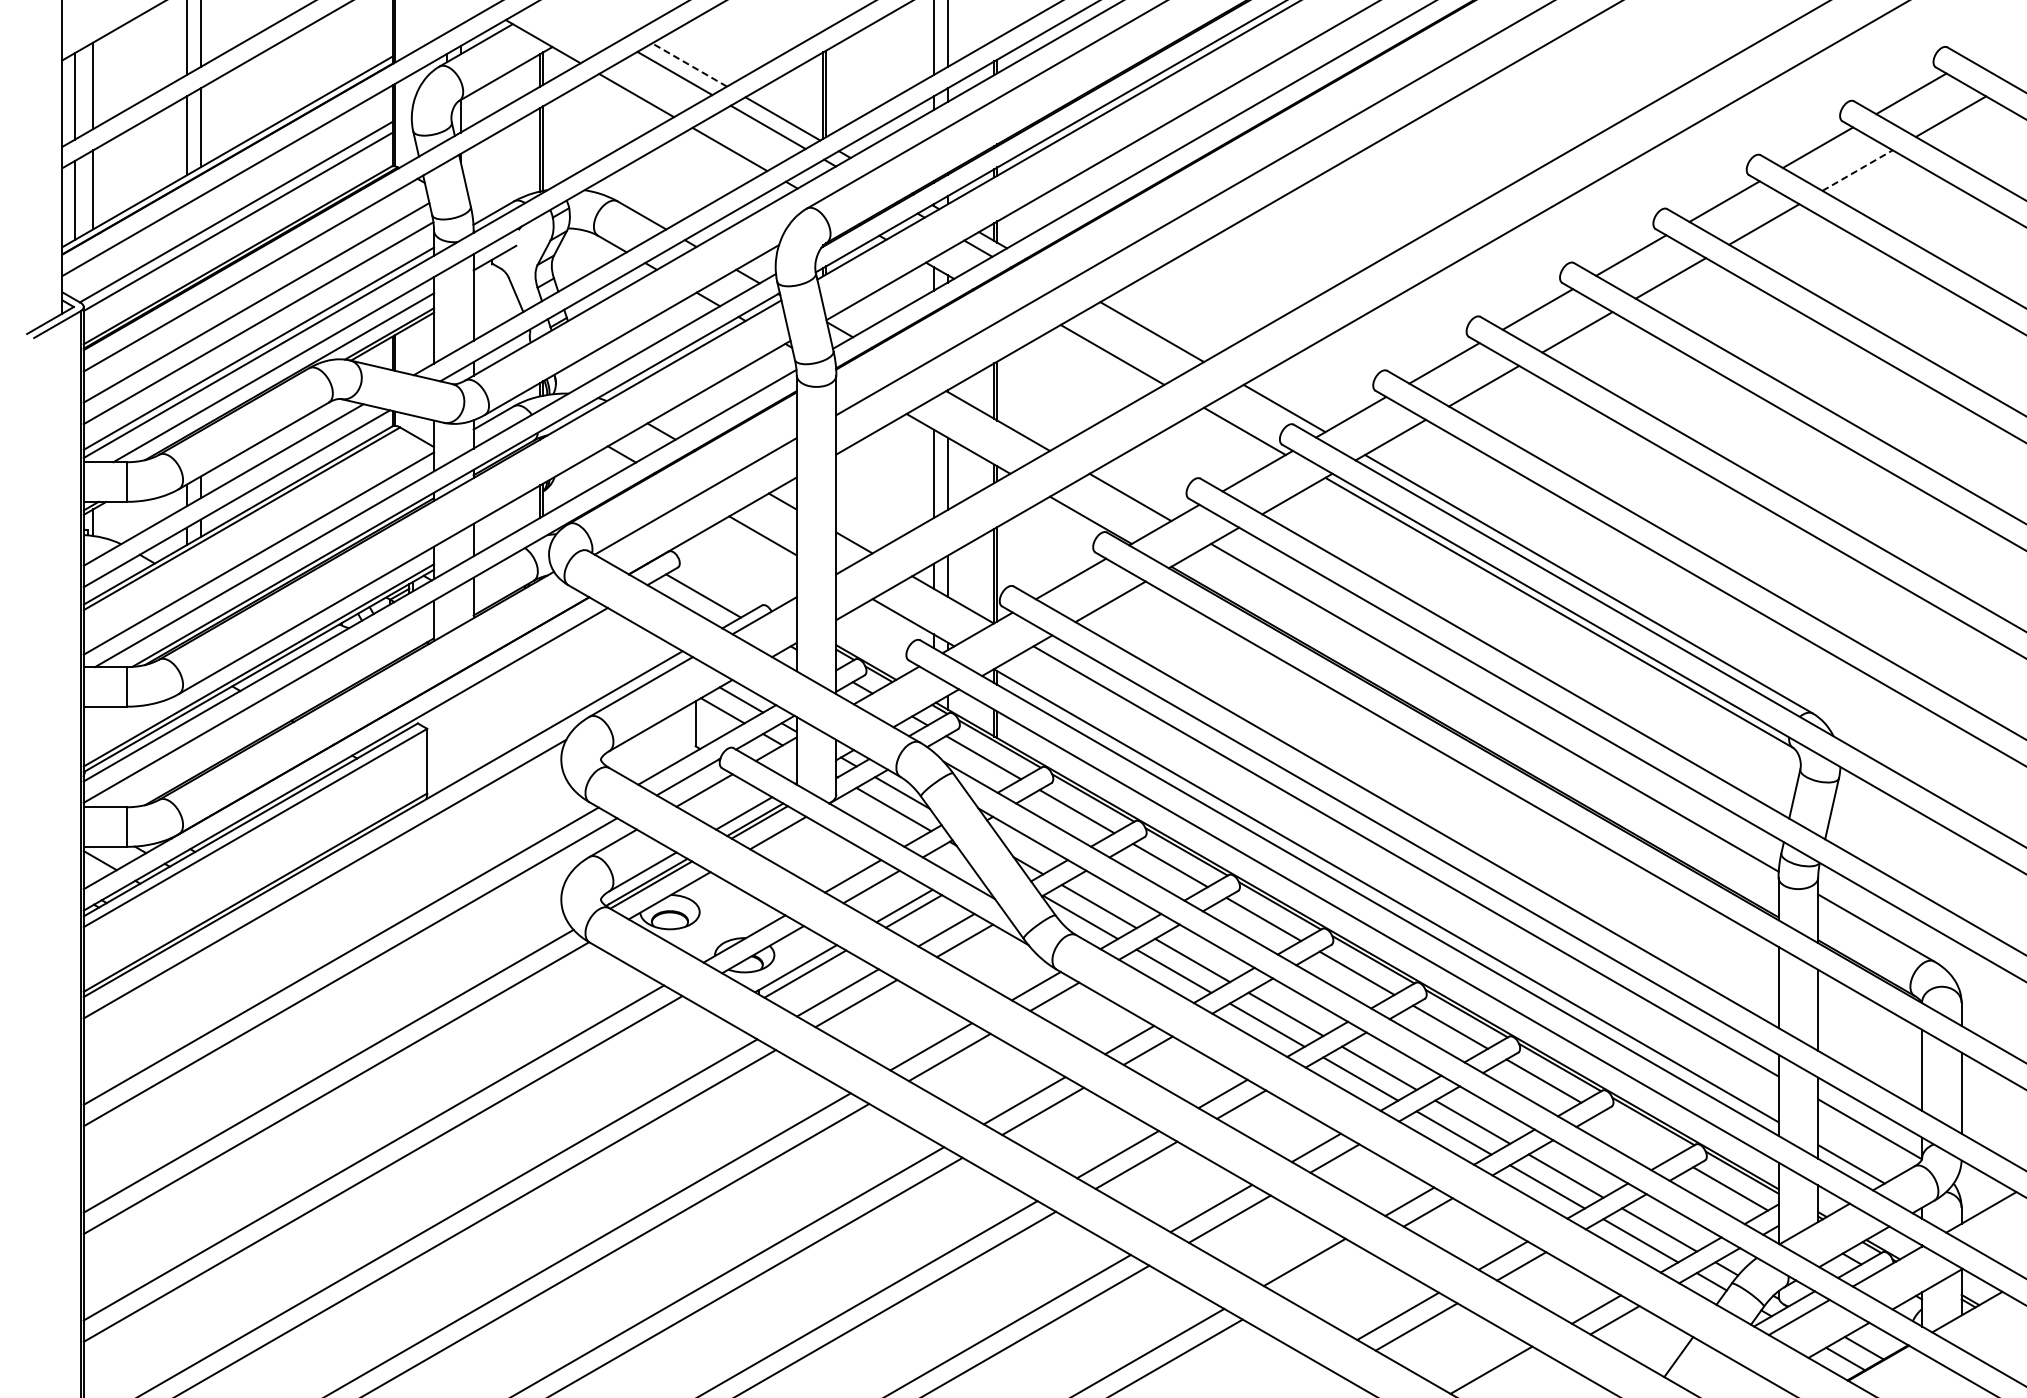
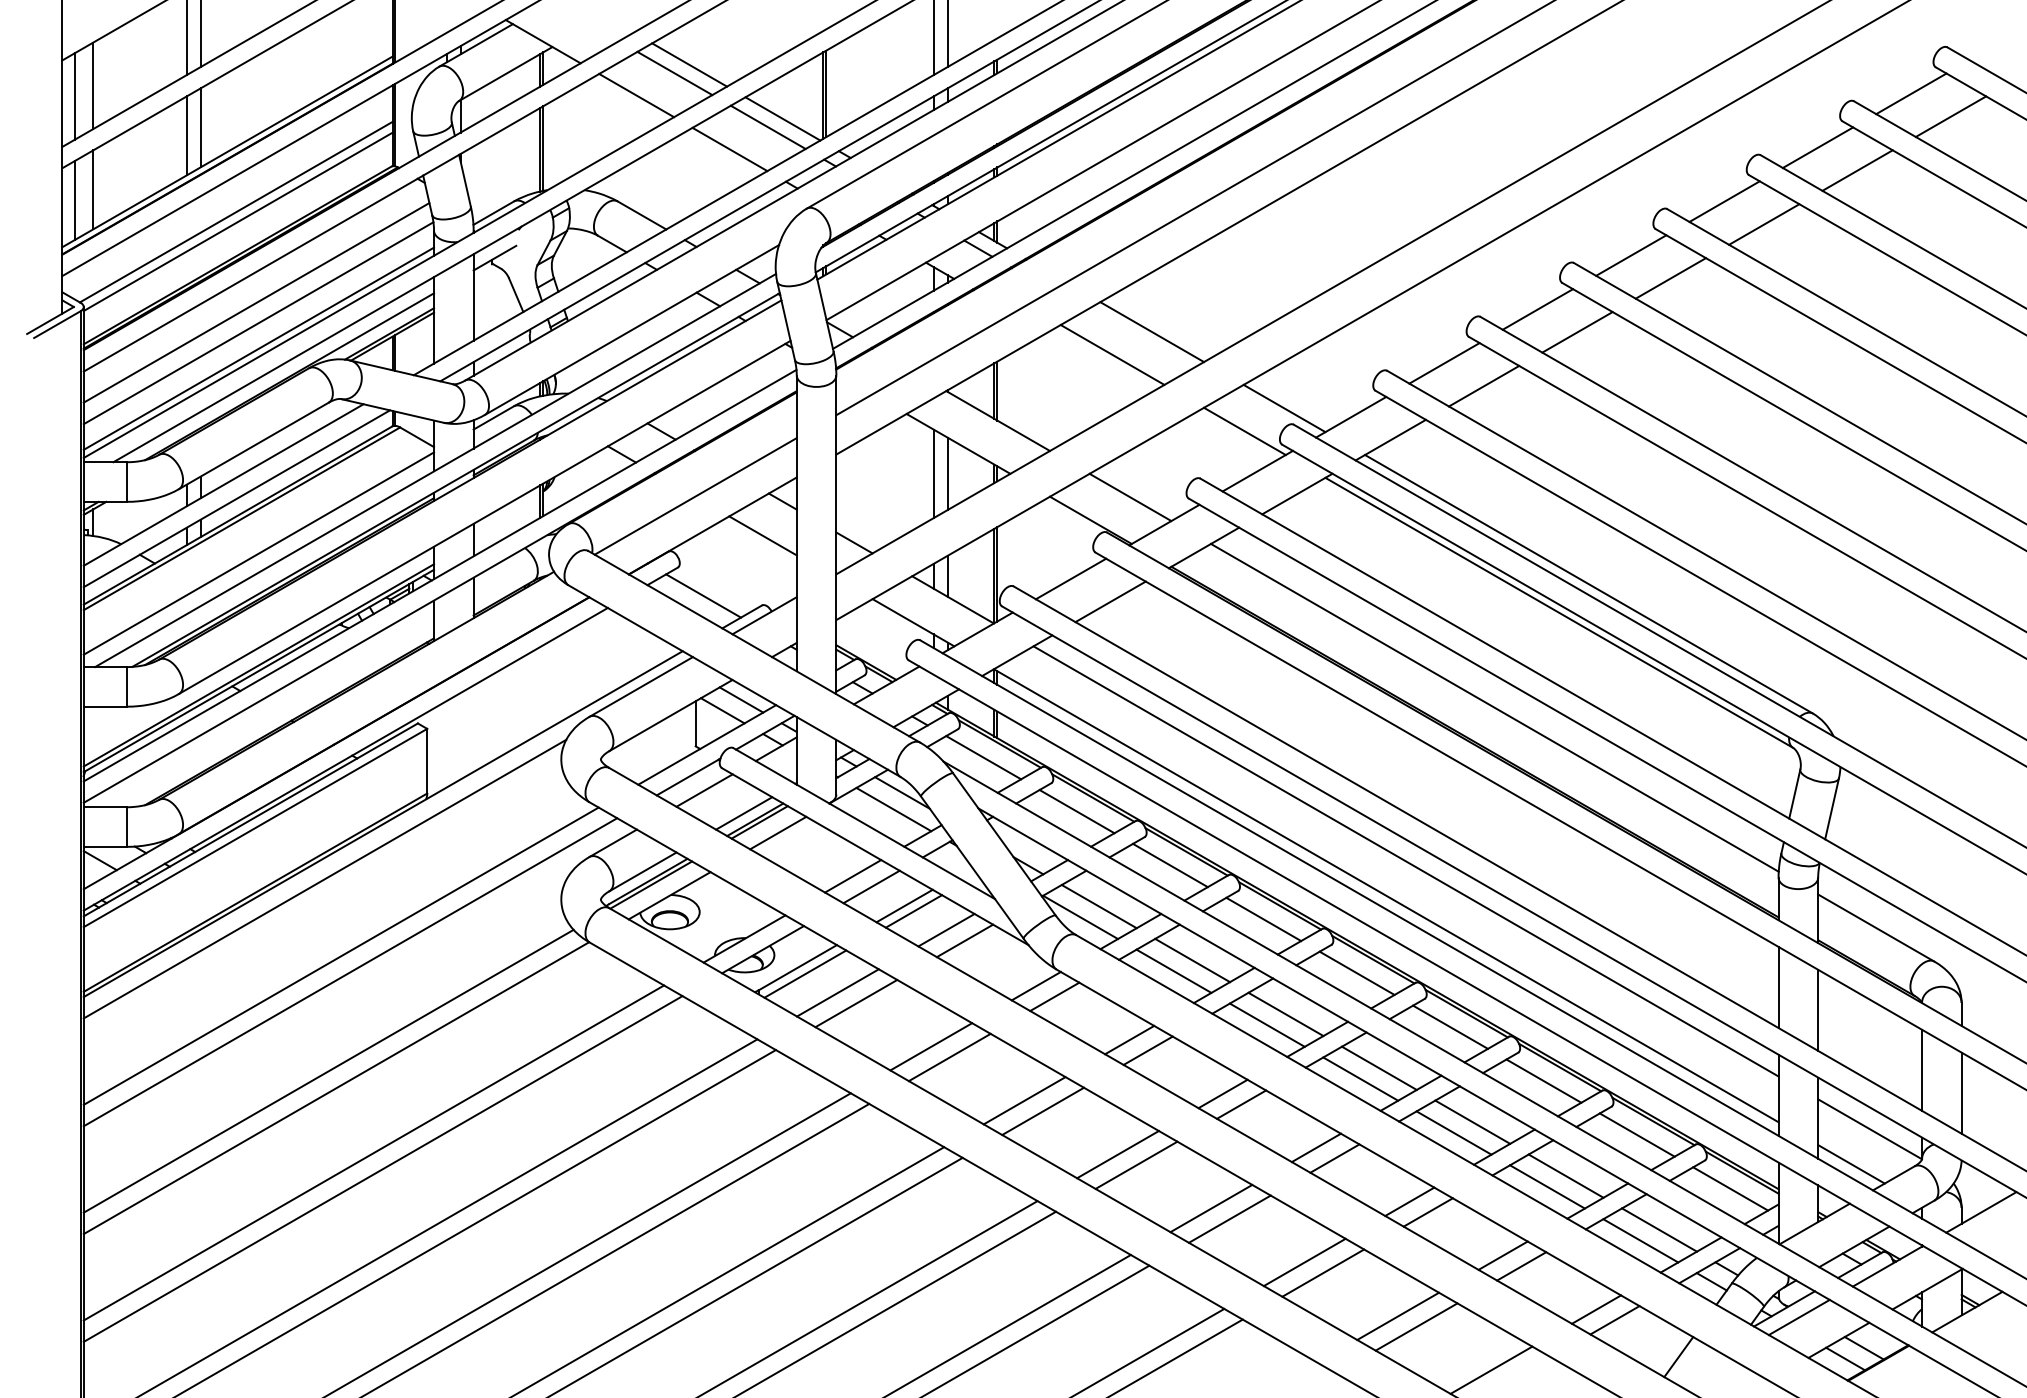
line: dashed -> solid (689, 64)
line: dashed -> solid (1857, 170)
line: none -> present (1636, 1134)
line: none -> present (1323, 1272)
